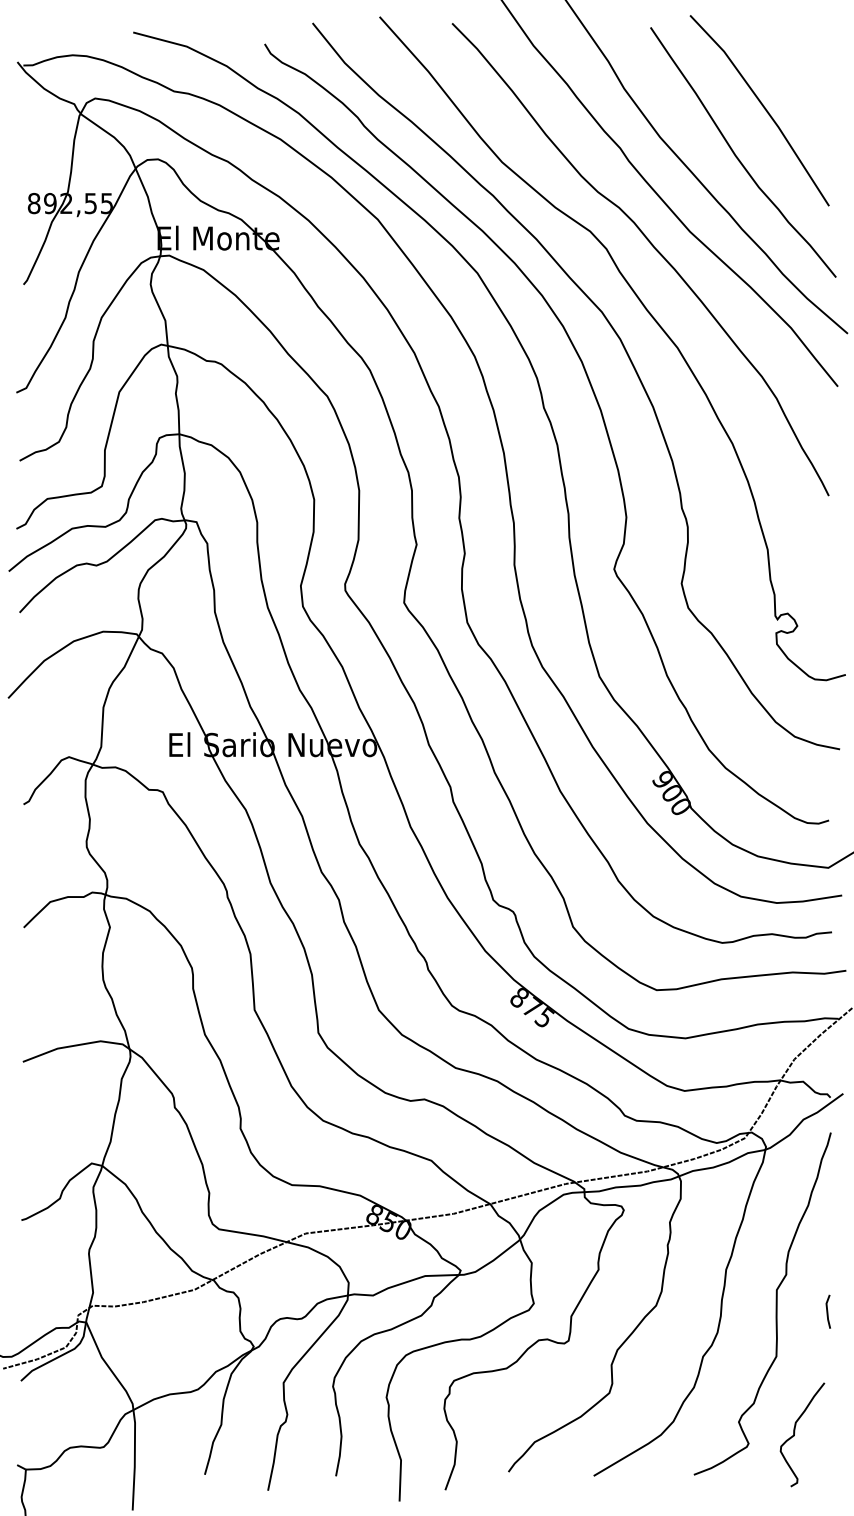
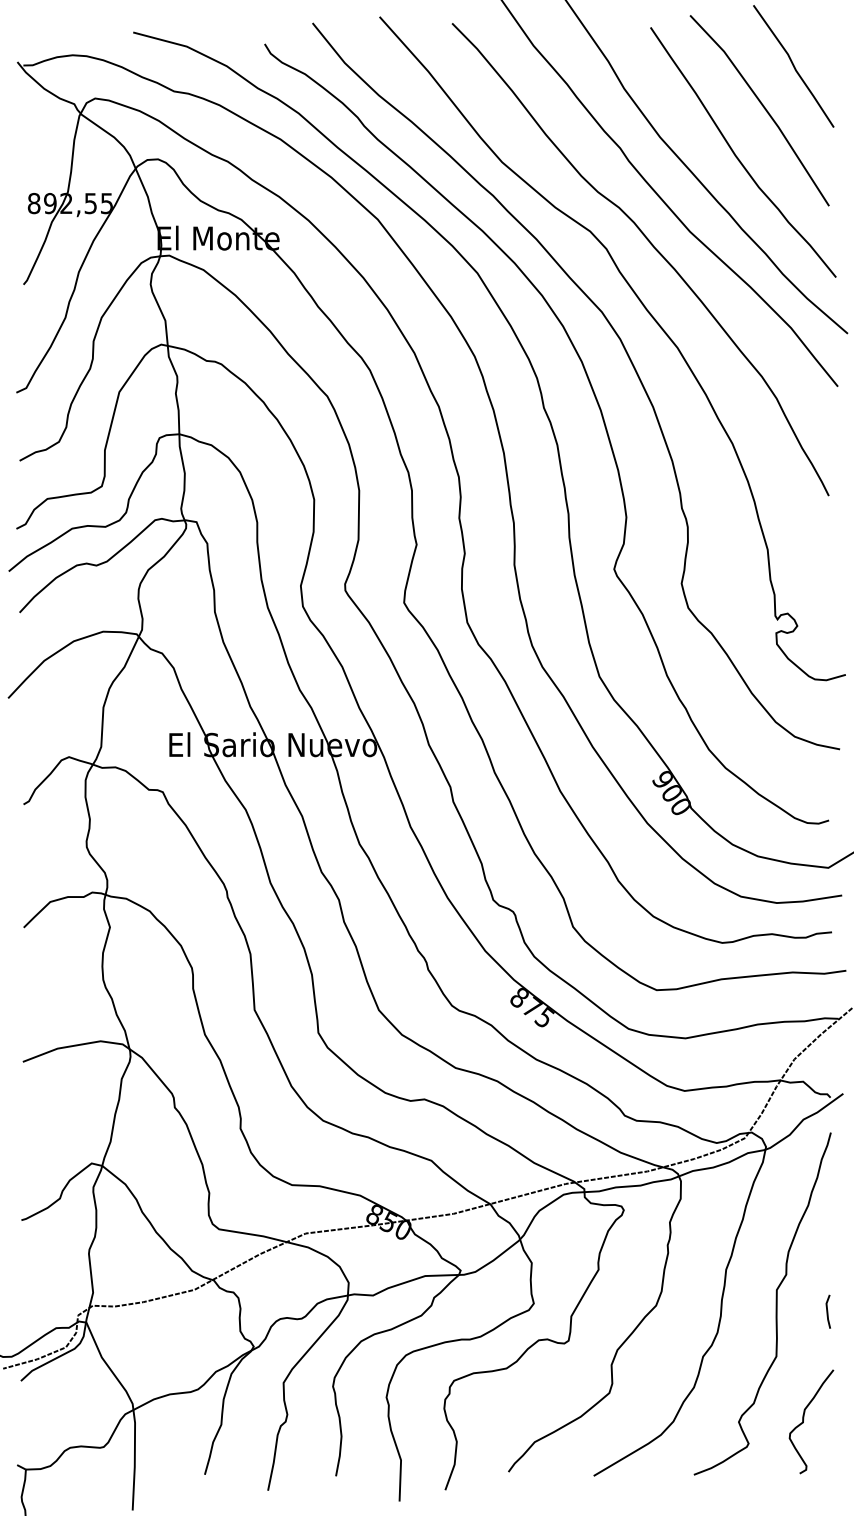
line: none -> present (793, 66)
curve position: (795, 1432) -> (804, 1419) (804, 1419)
